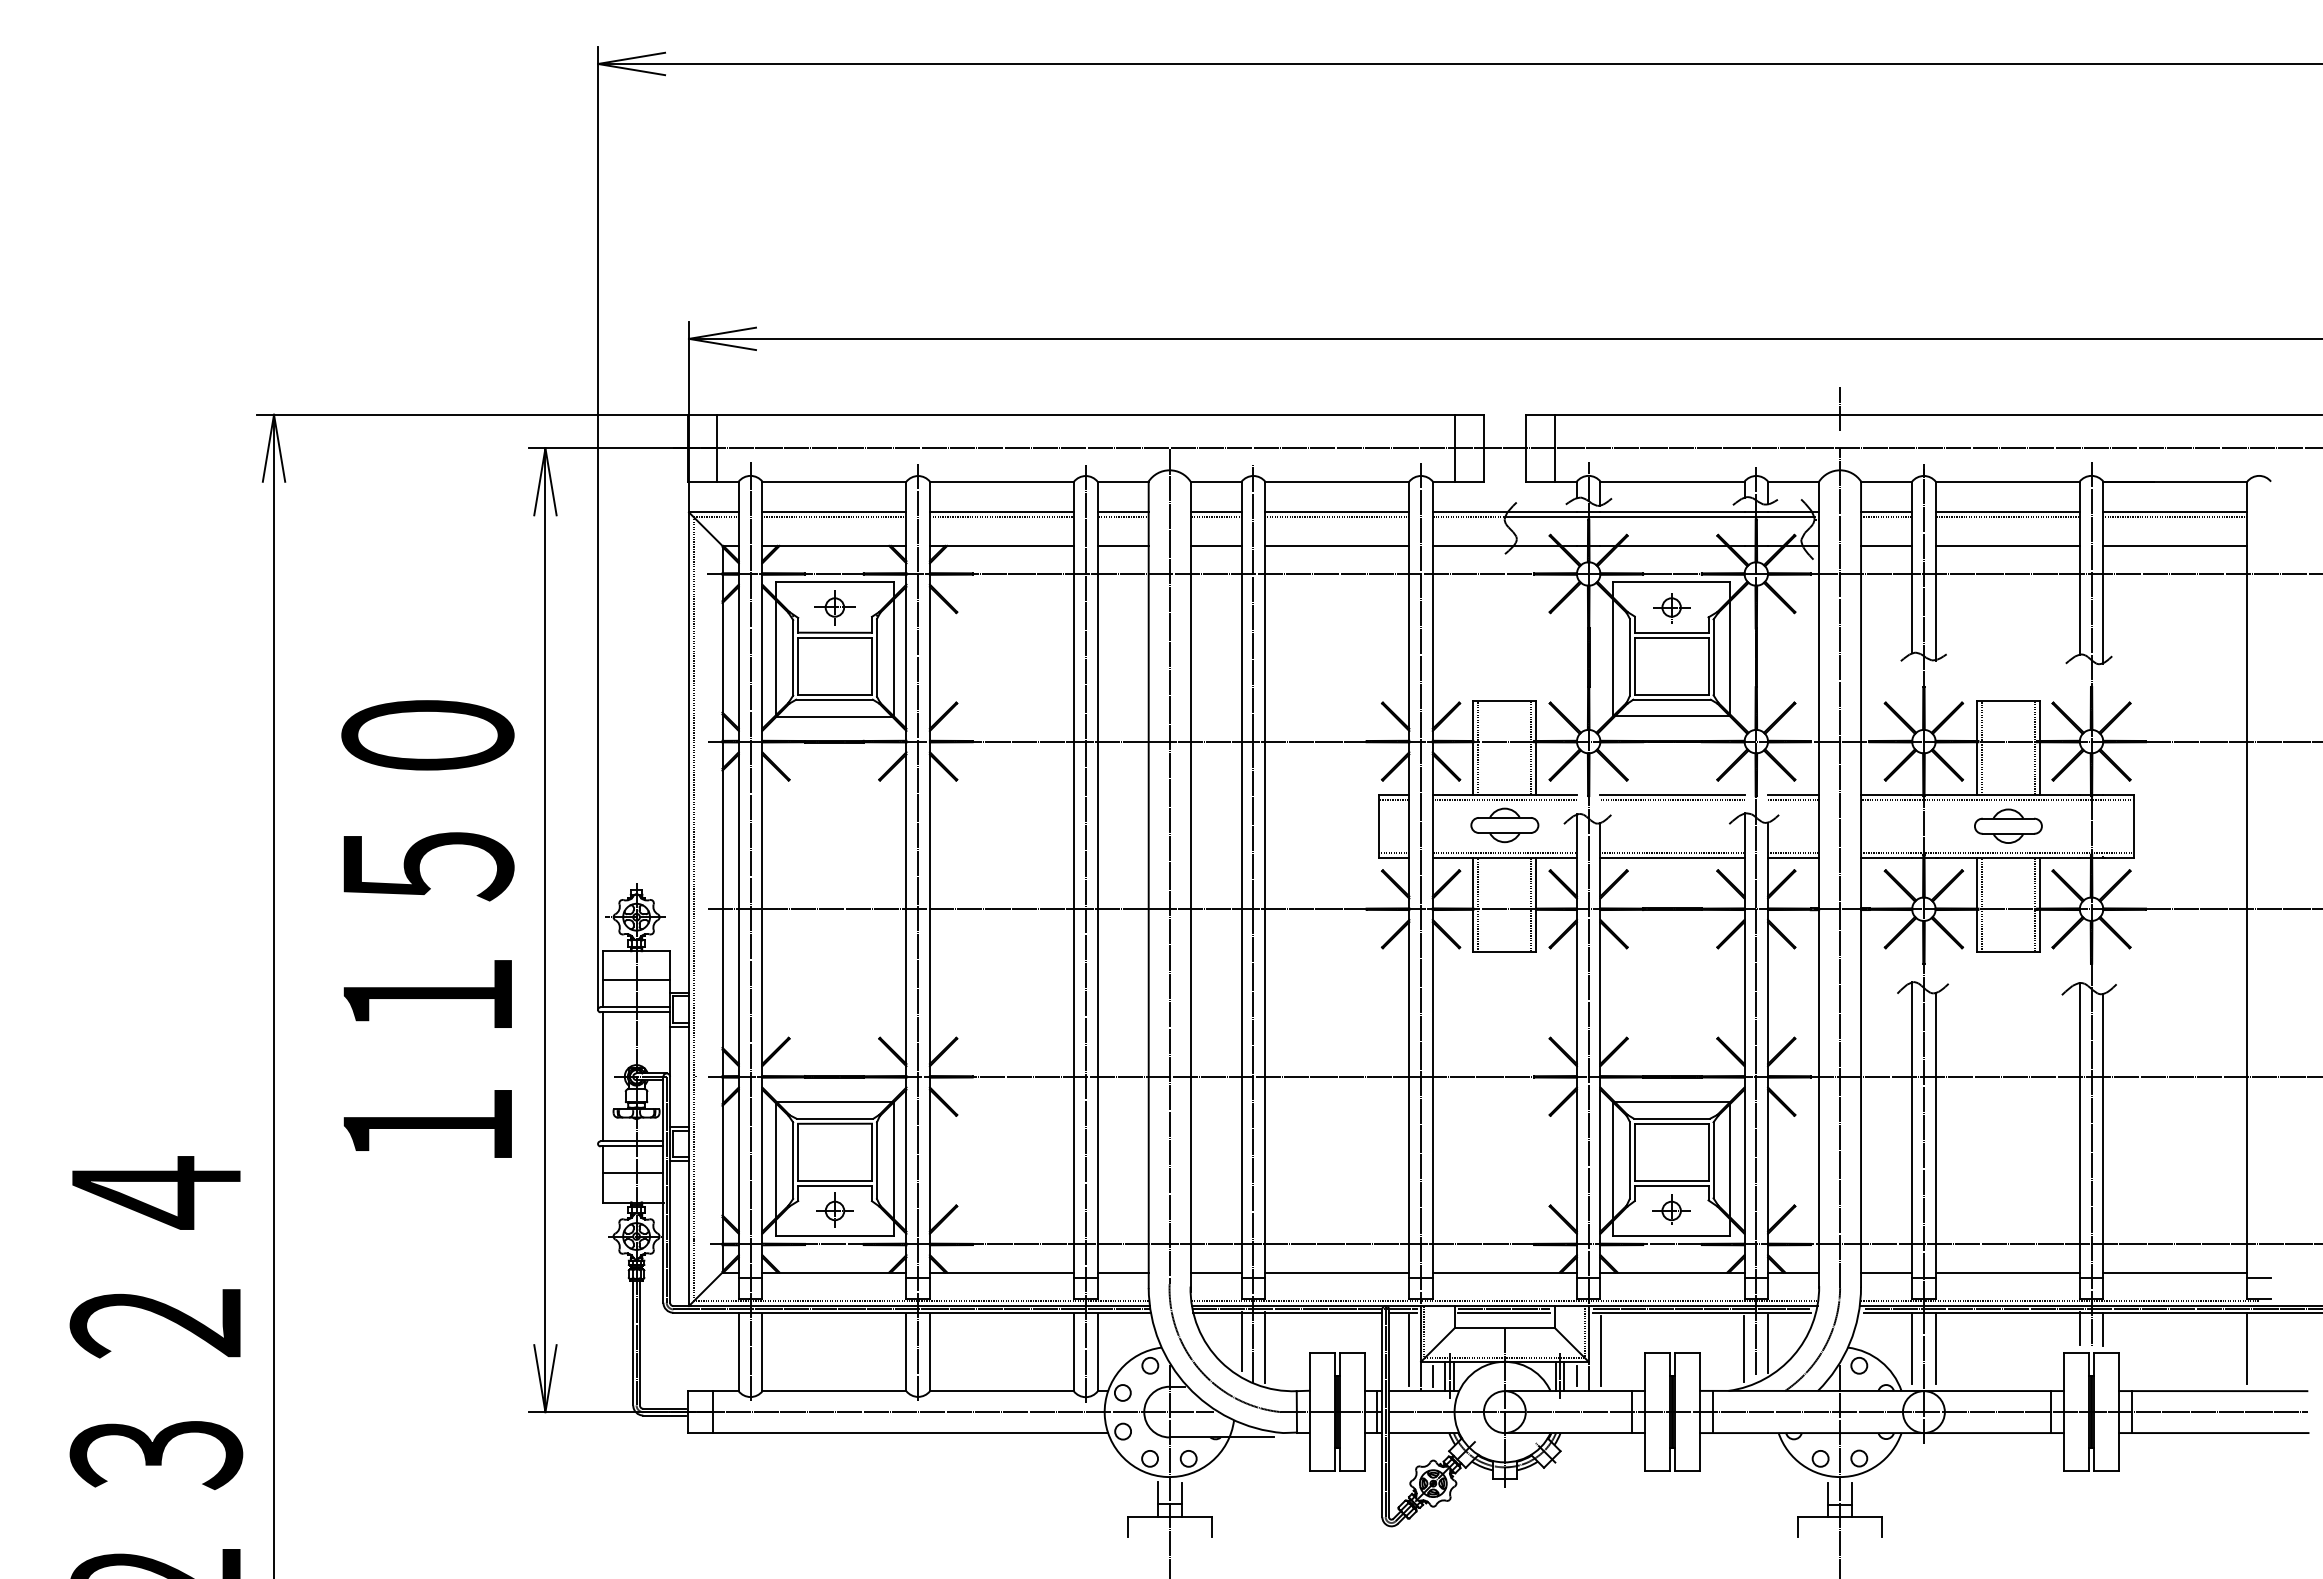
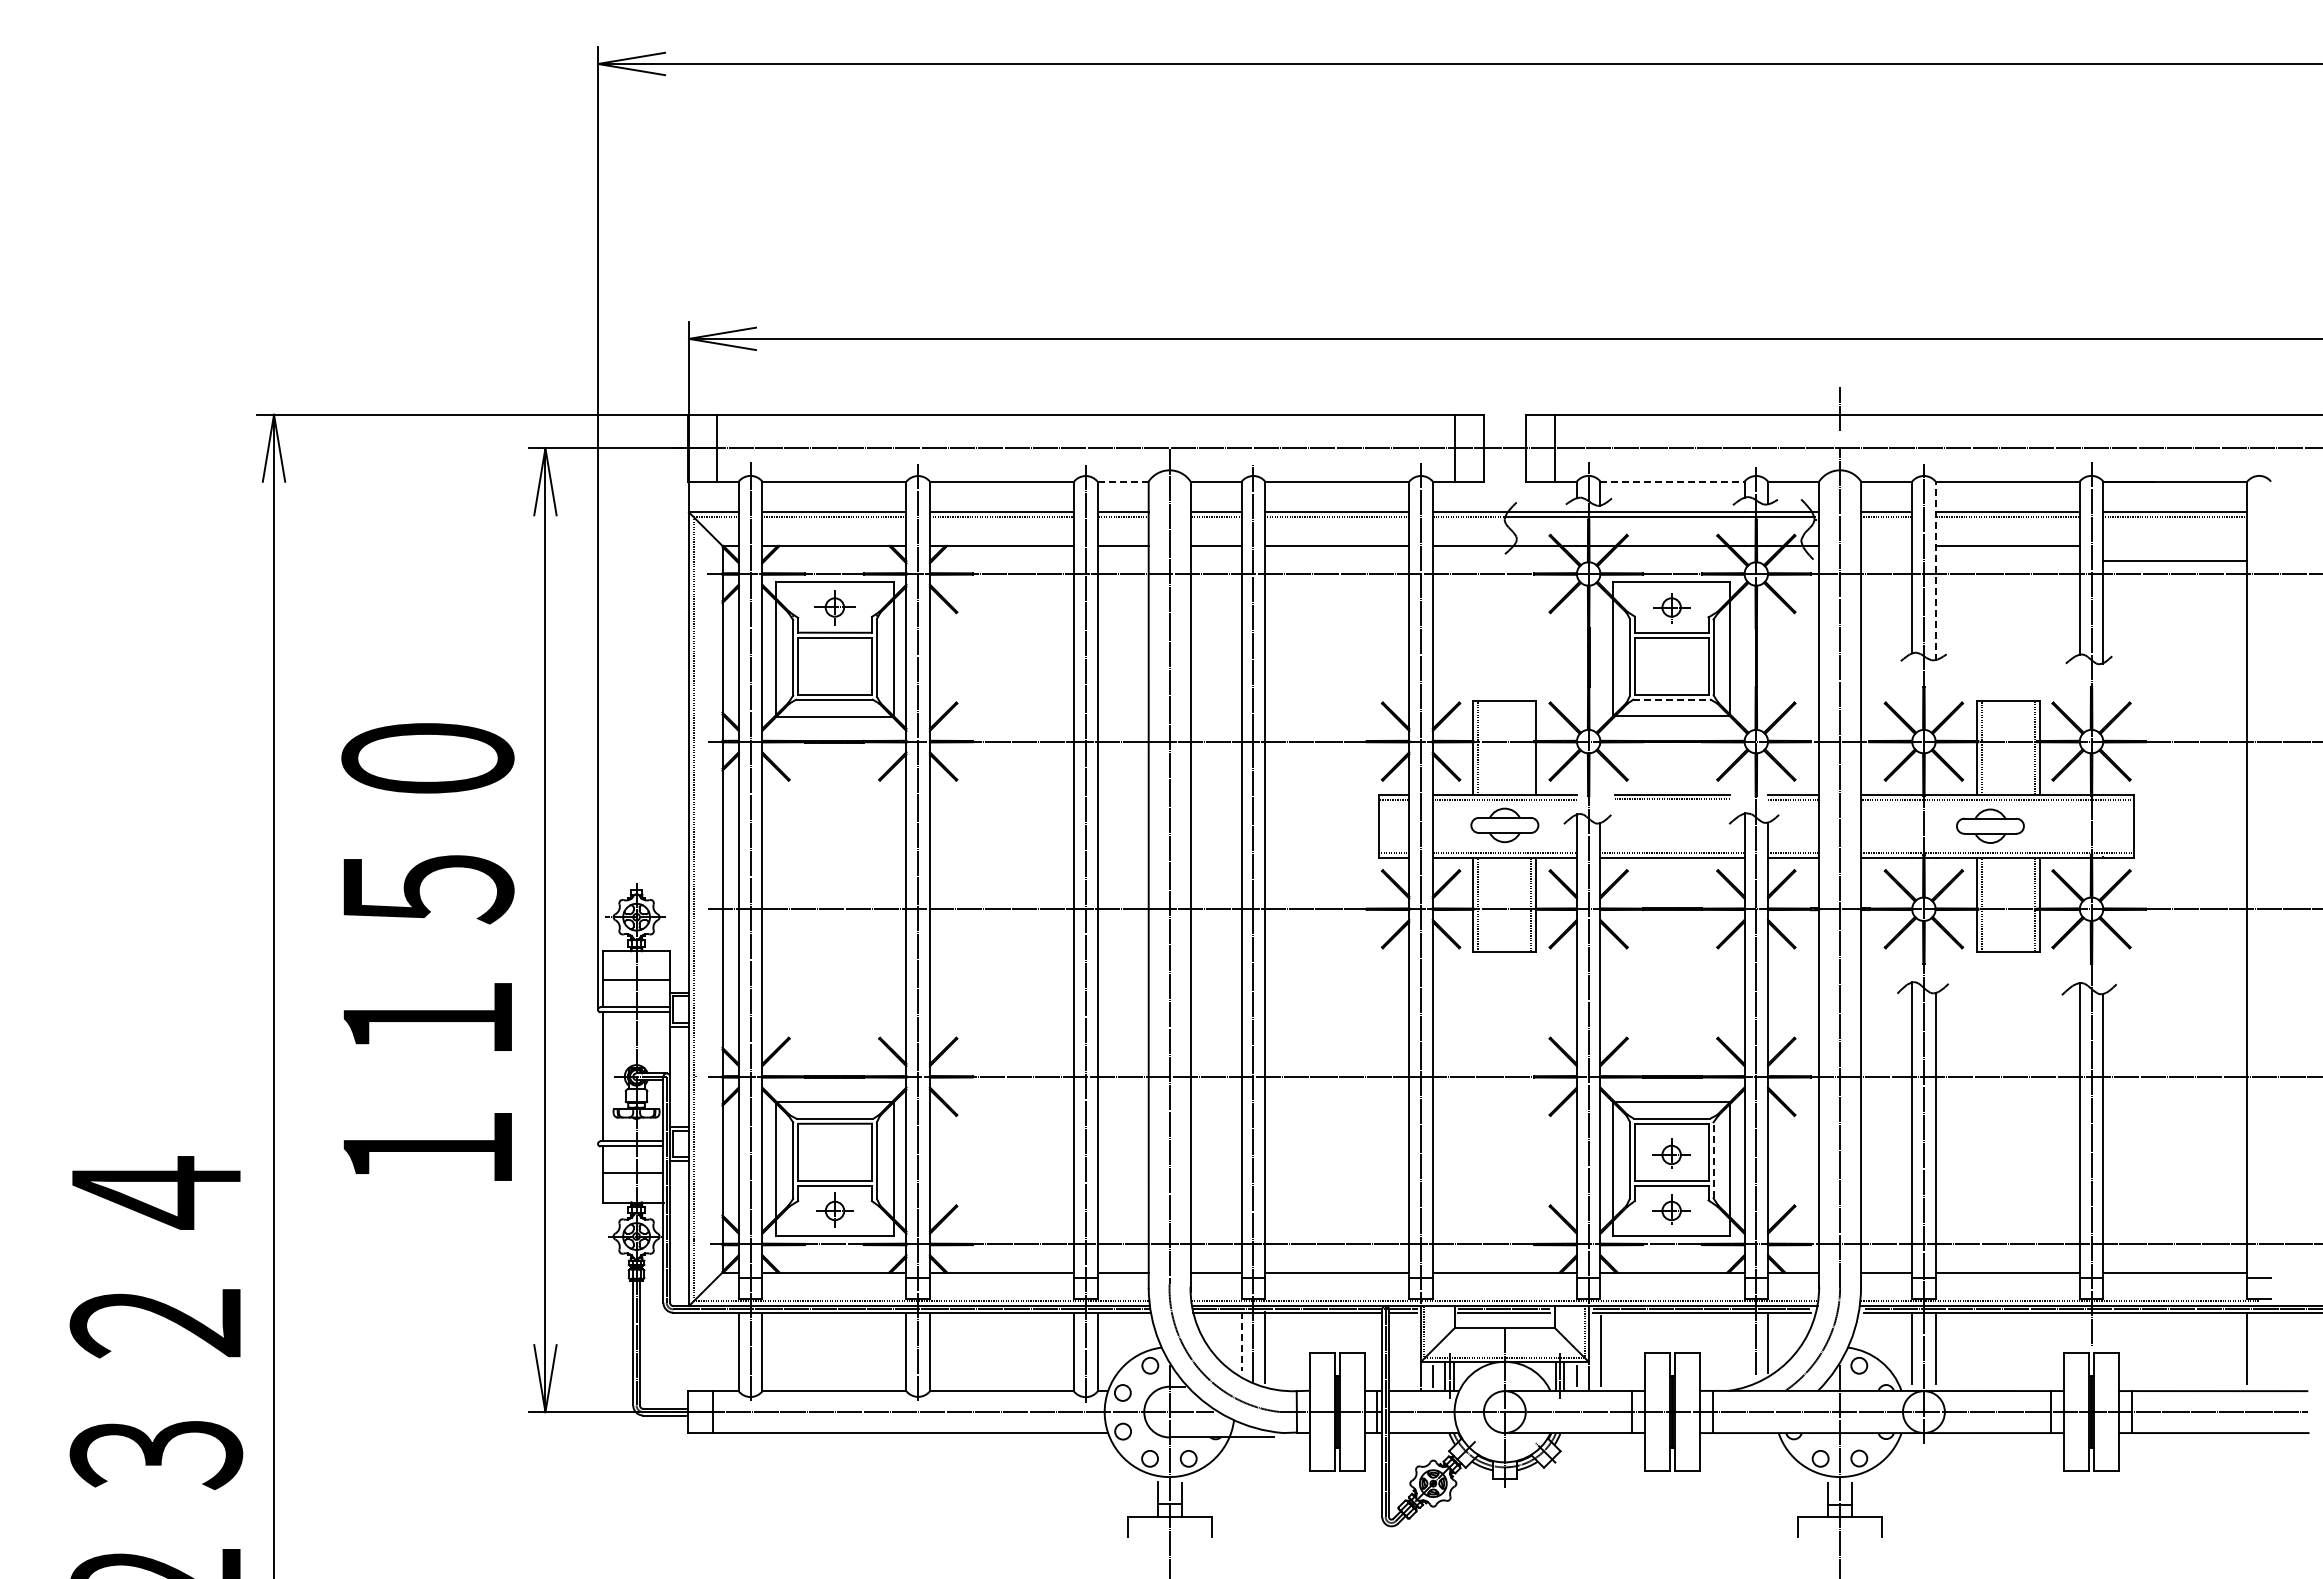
line: solid -> dashed (1123, 481)
line: solid -> dashed (1672, 481)
line: present -> none (1886, 545)
line position: (2175, 545) -> (2175, 560) (2175, 560)
line: solid -> dashed (1935, 570)
line: solid -> dashed (1672, 699)
line: present -> none (1531, 747)
part size: 147x7 px -> 117x6 px (1672, 796)
part position: (2008, 825) -> (1990, 825) (1990, 825)
text position: (427, 928) -> (427, 951) (427, 951)
part: none -> present (1671, 1153)
line: solid -> dashed (1713, 1160)
line: present -> none (2079, 1328)
line: present -> none (2103, 1329)
line: solid -> dashed (1241, 1341)
line: present -> none (1744, 1349)
line: present -> none (1409, 1350)
